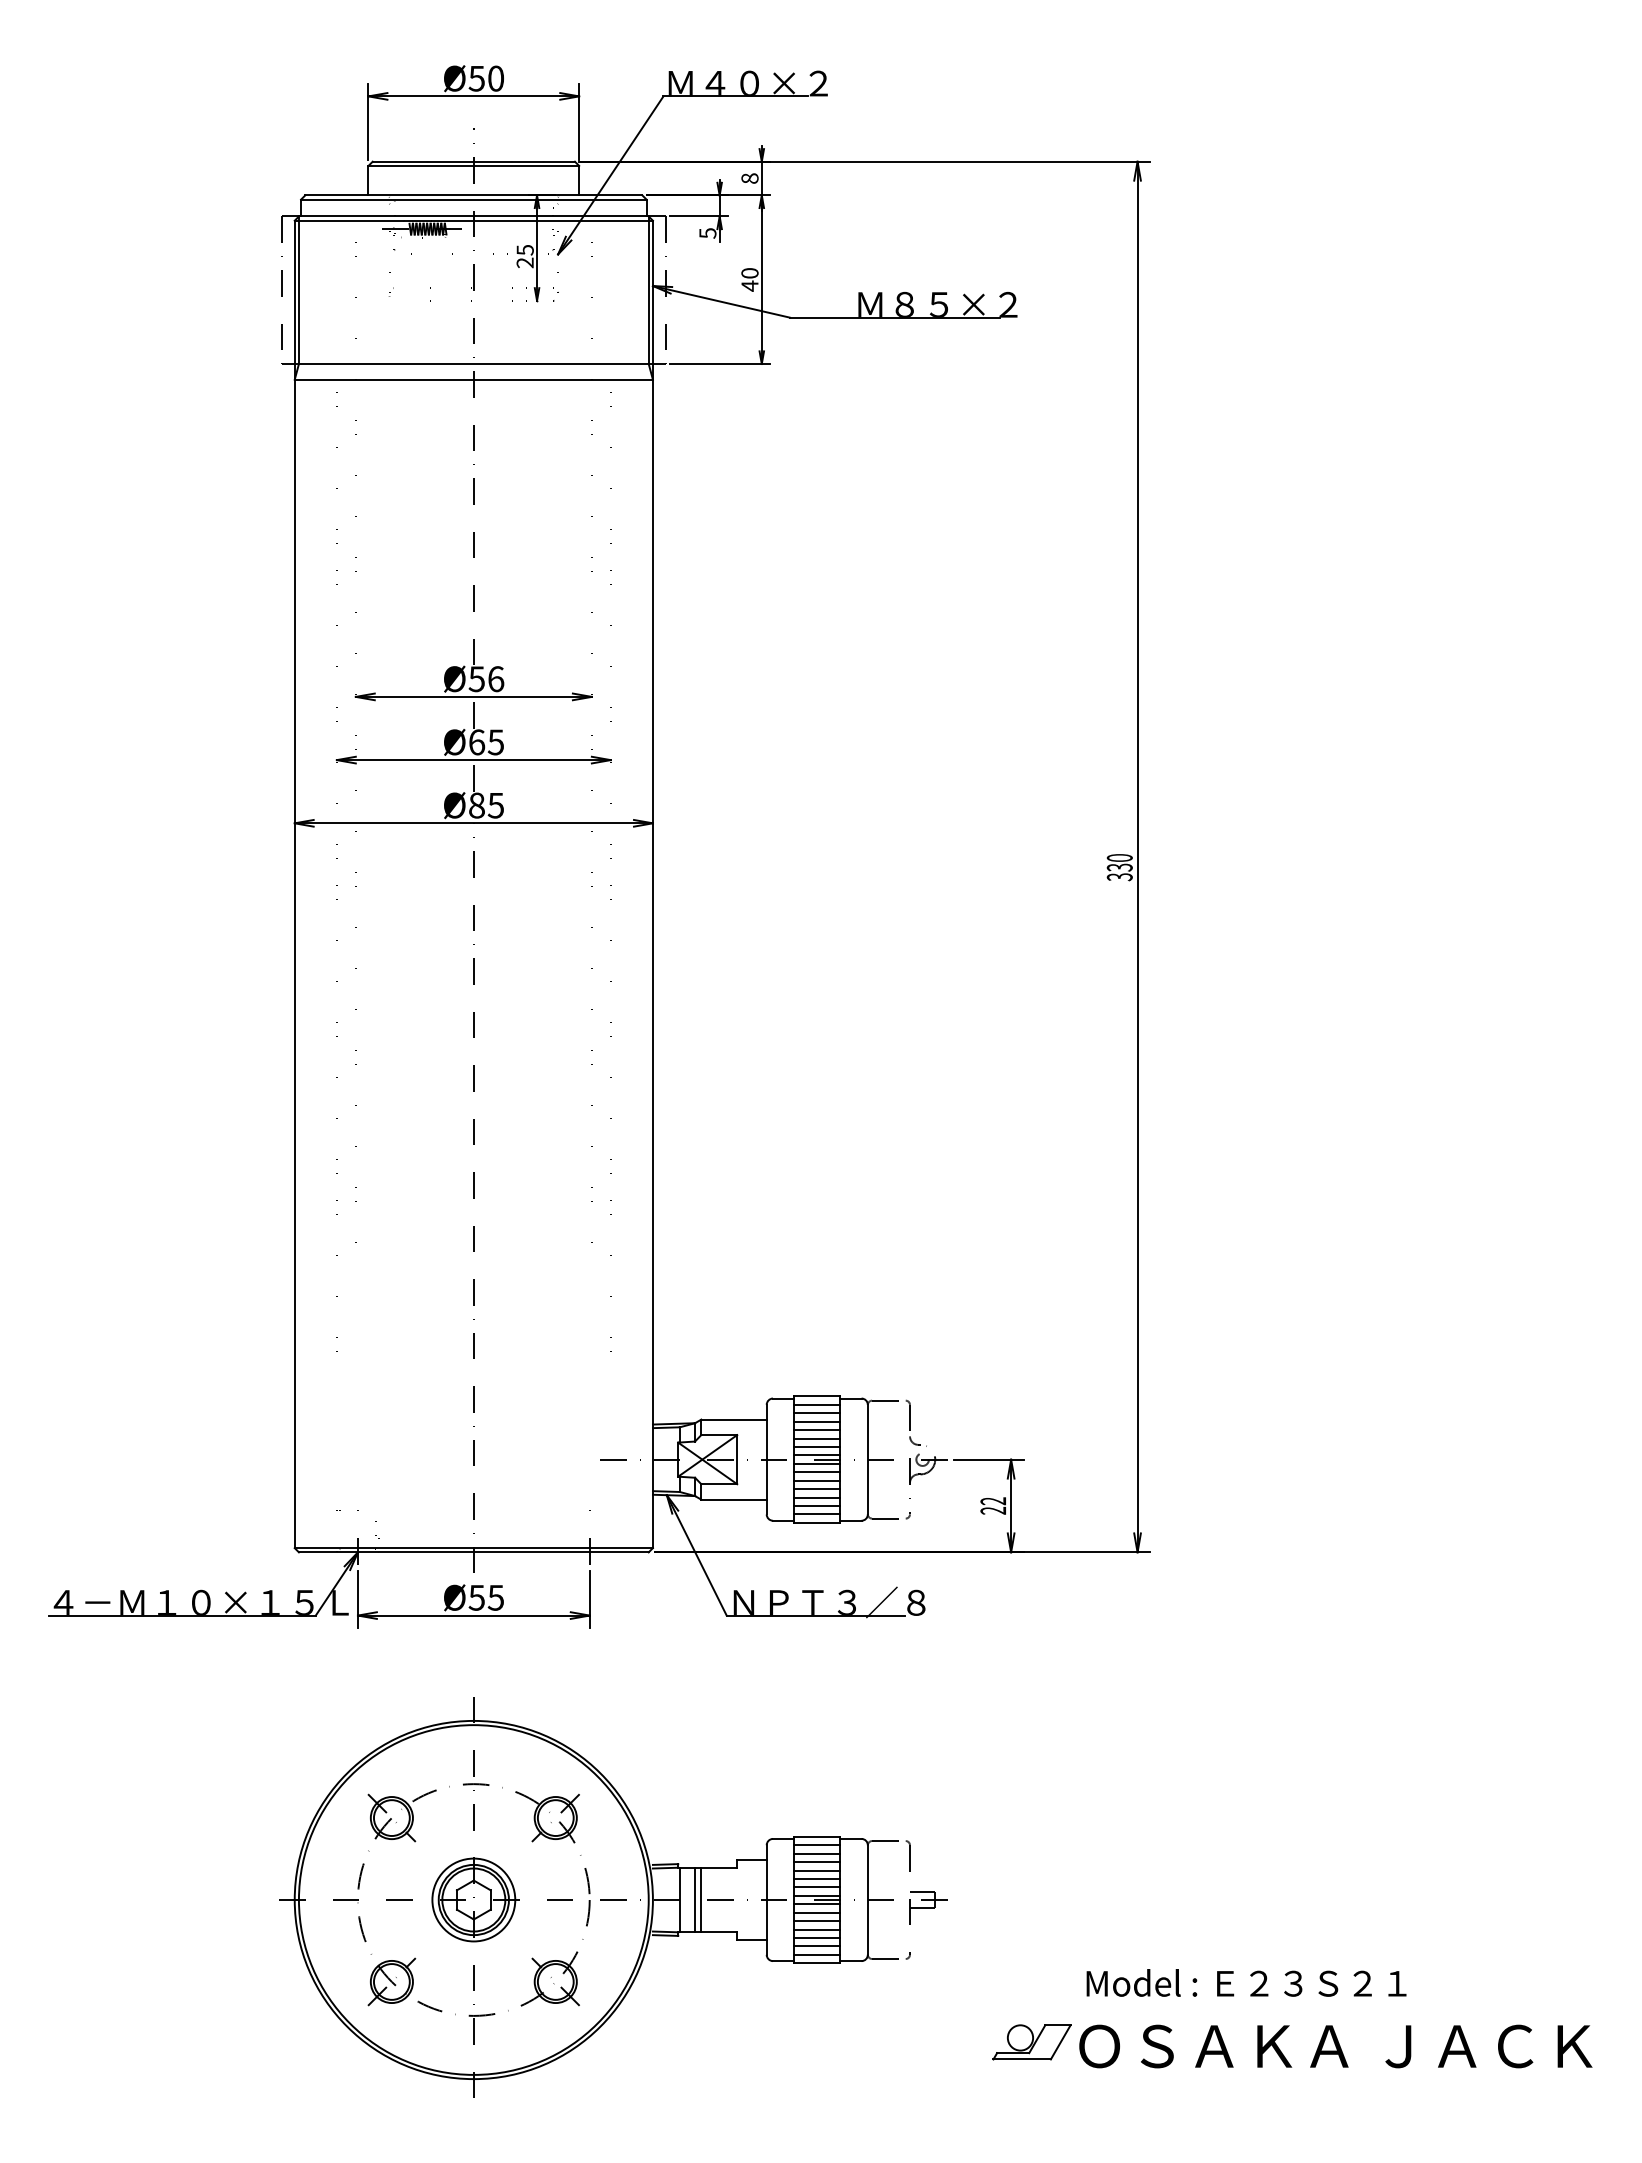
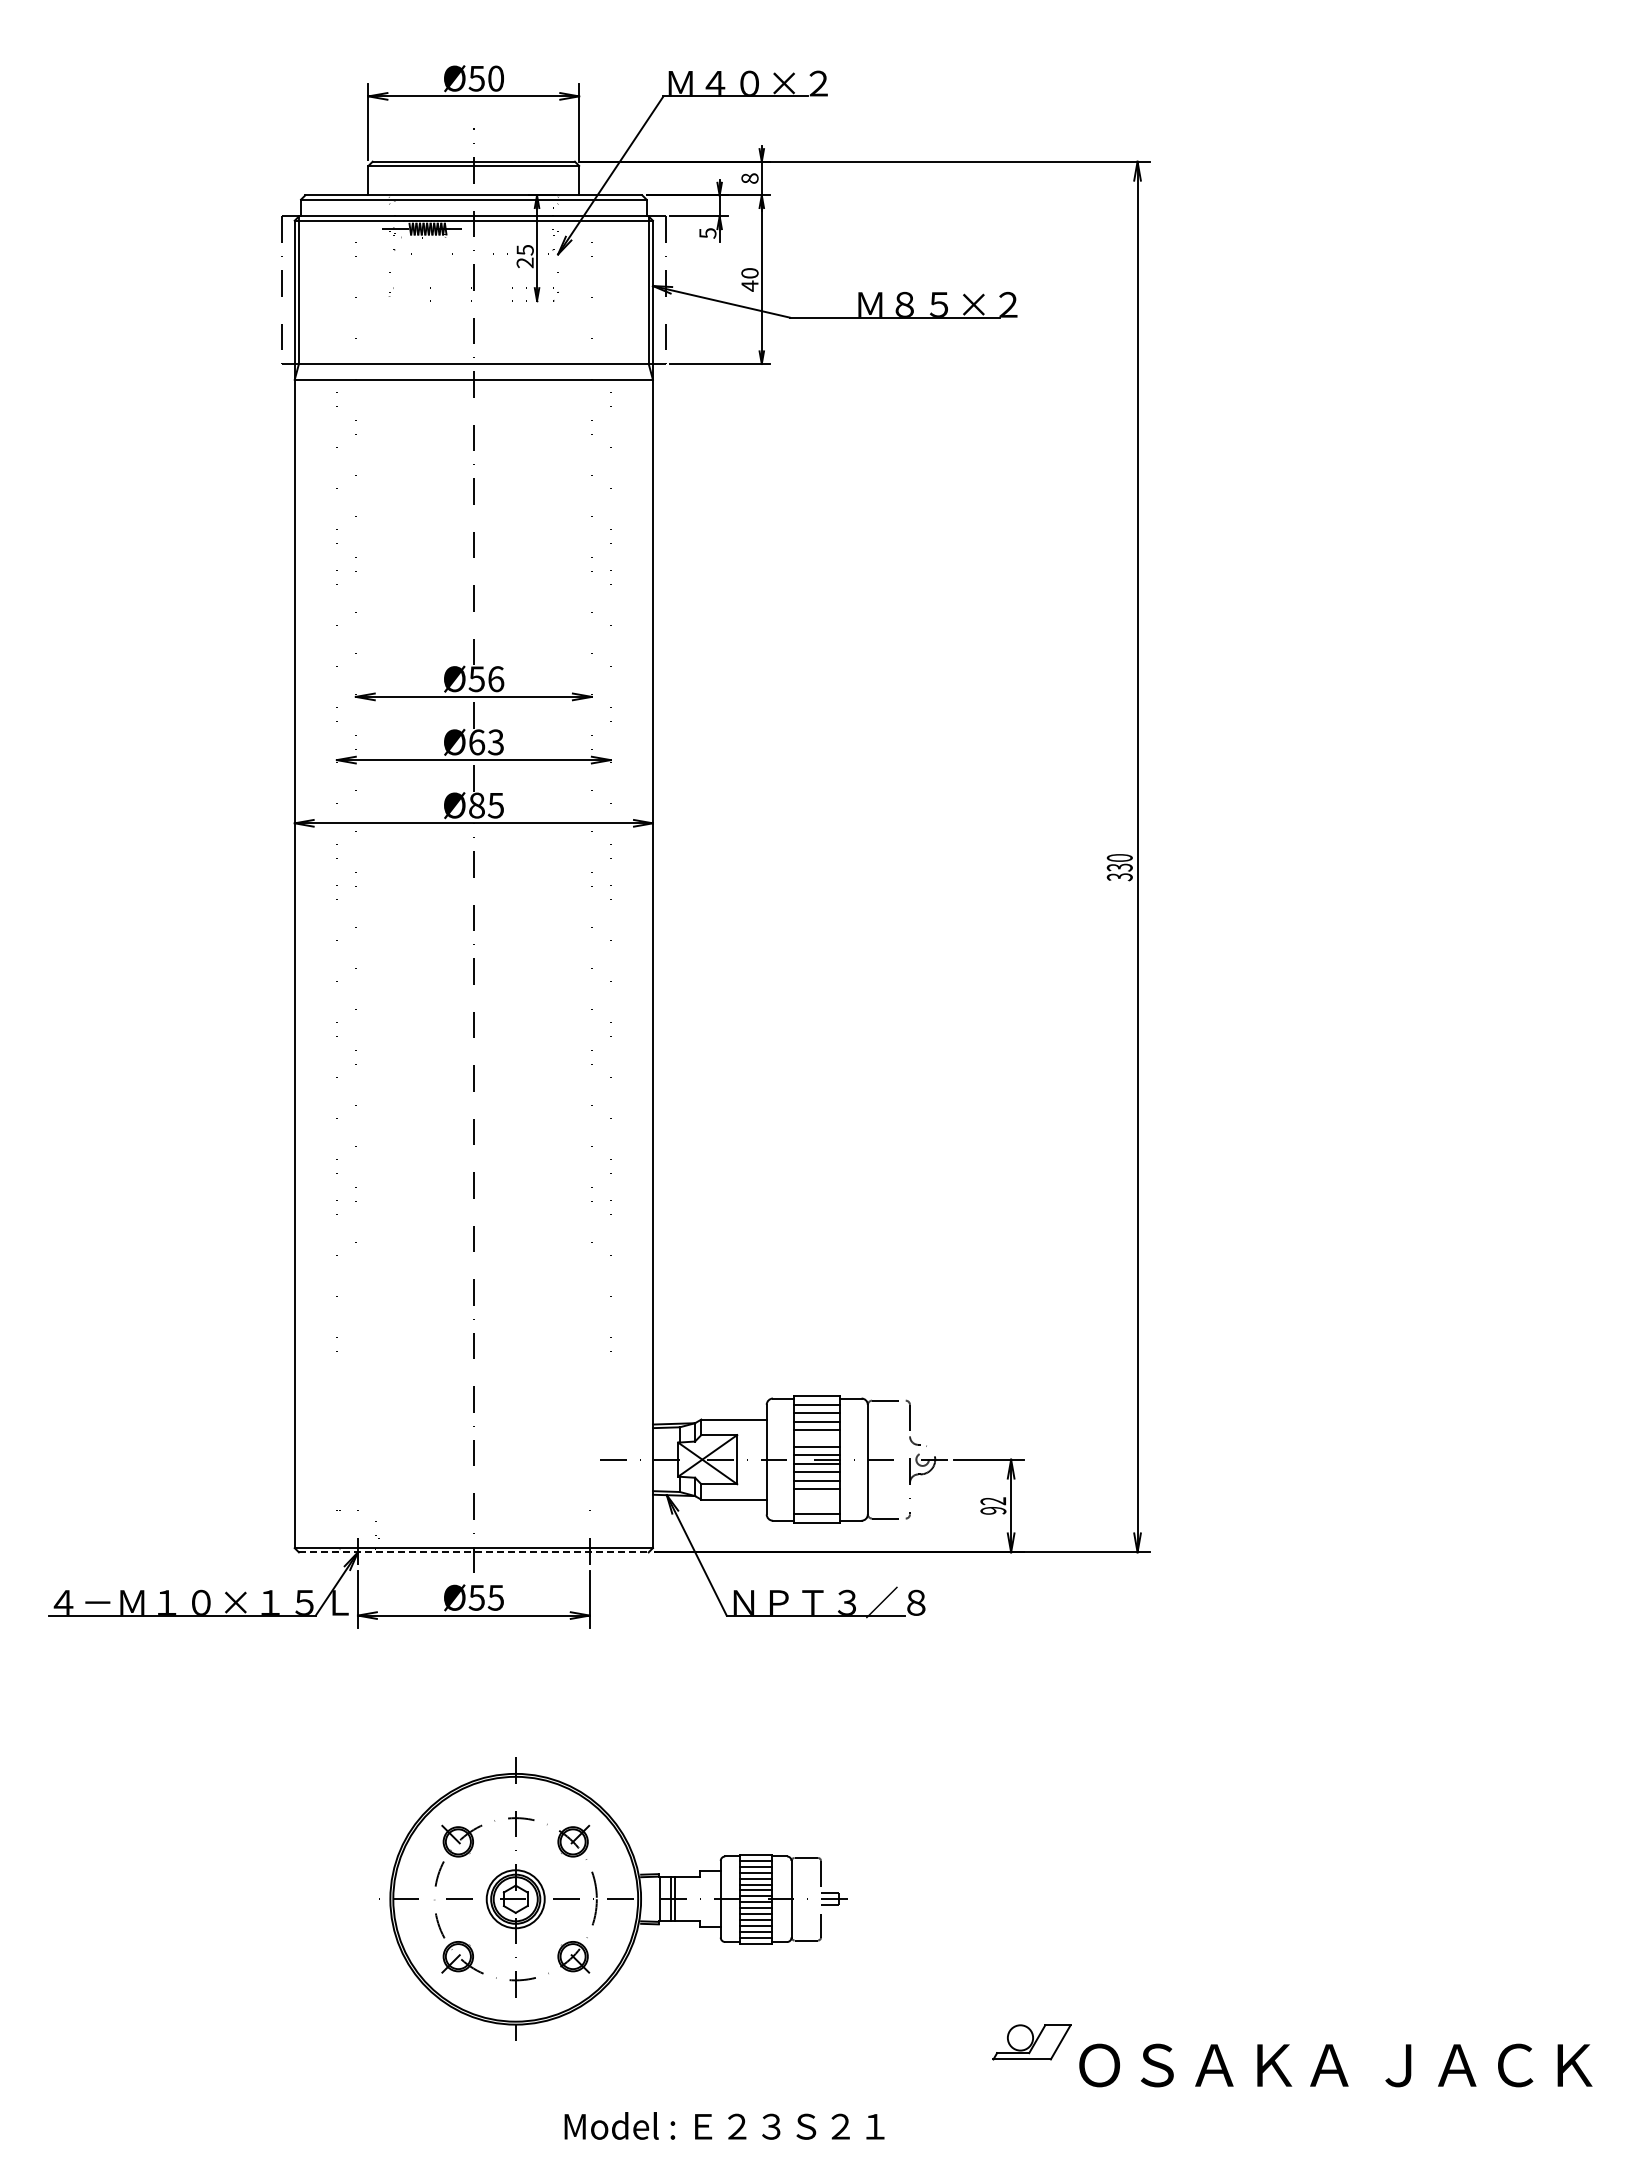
text: Ø65 -> Ø63 (495, 741)
line: present -> none (817, 1438)
line: present -> none (817, 1497)
line: present -> none (817, 1506)
text: 22 -> 92 (993, 1510)
line: solid -> dashed (473, 1552)
part size: 669x401 px -> 469x284 px (613, 1898)
text position: (1246, 1982) -> (724, 2125) (724, 2125)
text position: (1335, 2046) -> (1335, 2065) (1335, 2065)
